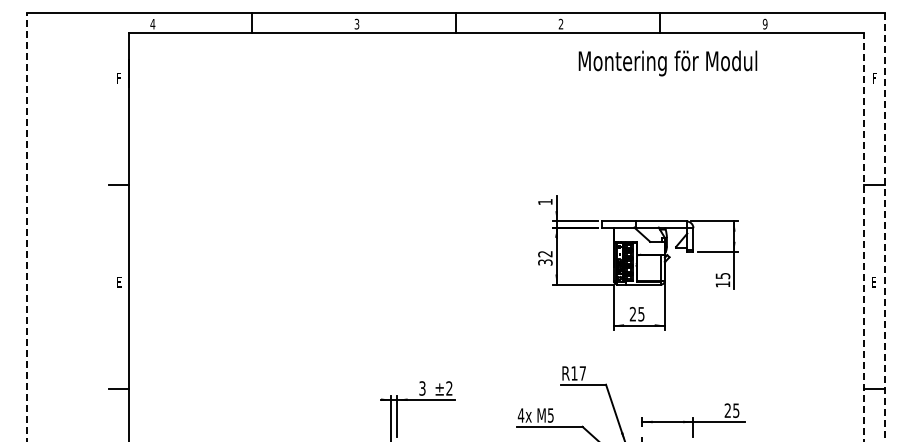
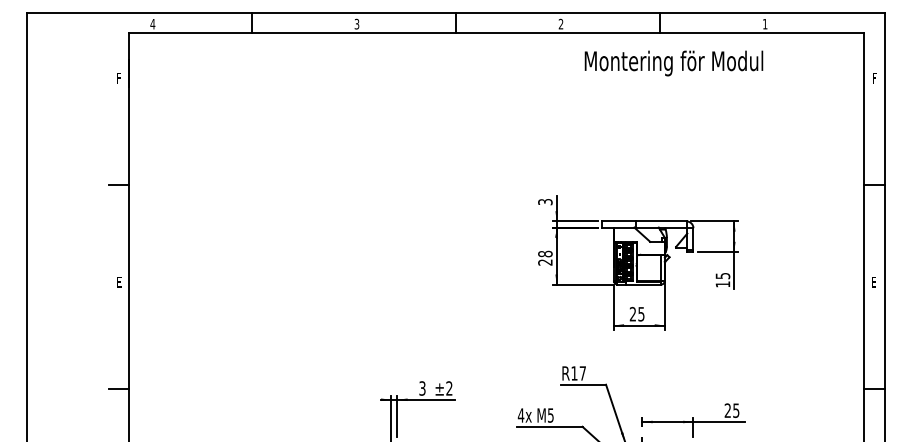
text: 9 -> 1 (764, 23)
text position: (667, 63) -> (673, 63) (673, 63)
text: 1 -> 3 (545, 202)
line: dashed -> solid (27, 226)
line: dashed -> solid (884, 227)
line: dashed -> solid (864, 237)
text: 32 -> 28 (545, 257)
